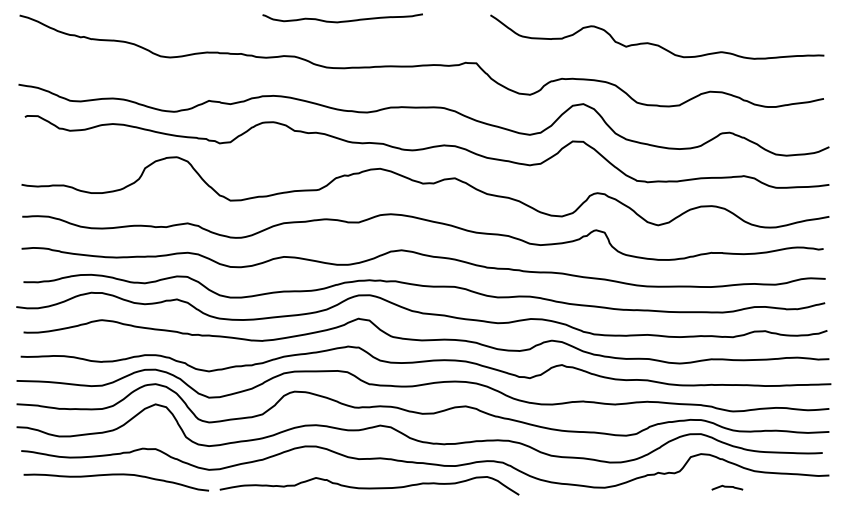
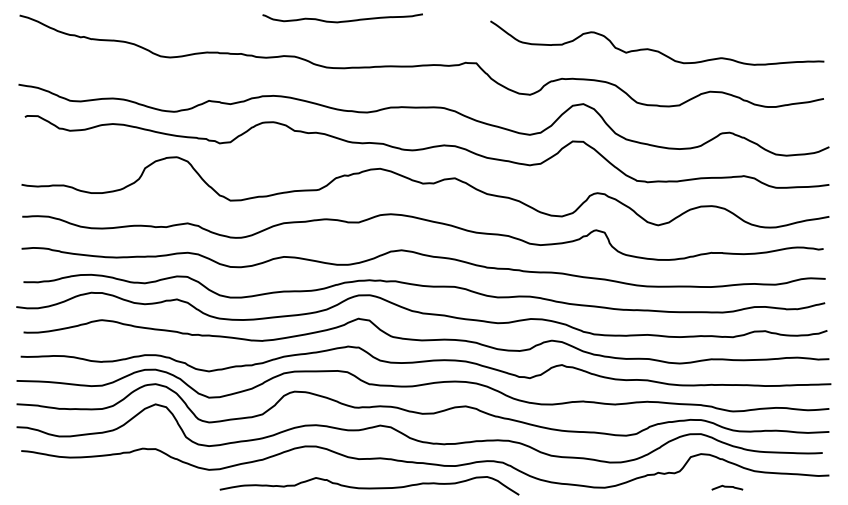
curve position: (654, 43) -> (654, 49) (654, 49)
curve: present -> none (116, 475)
